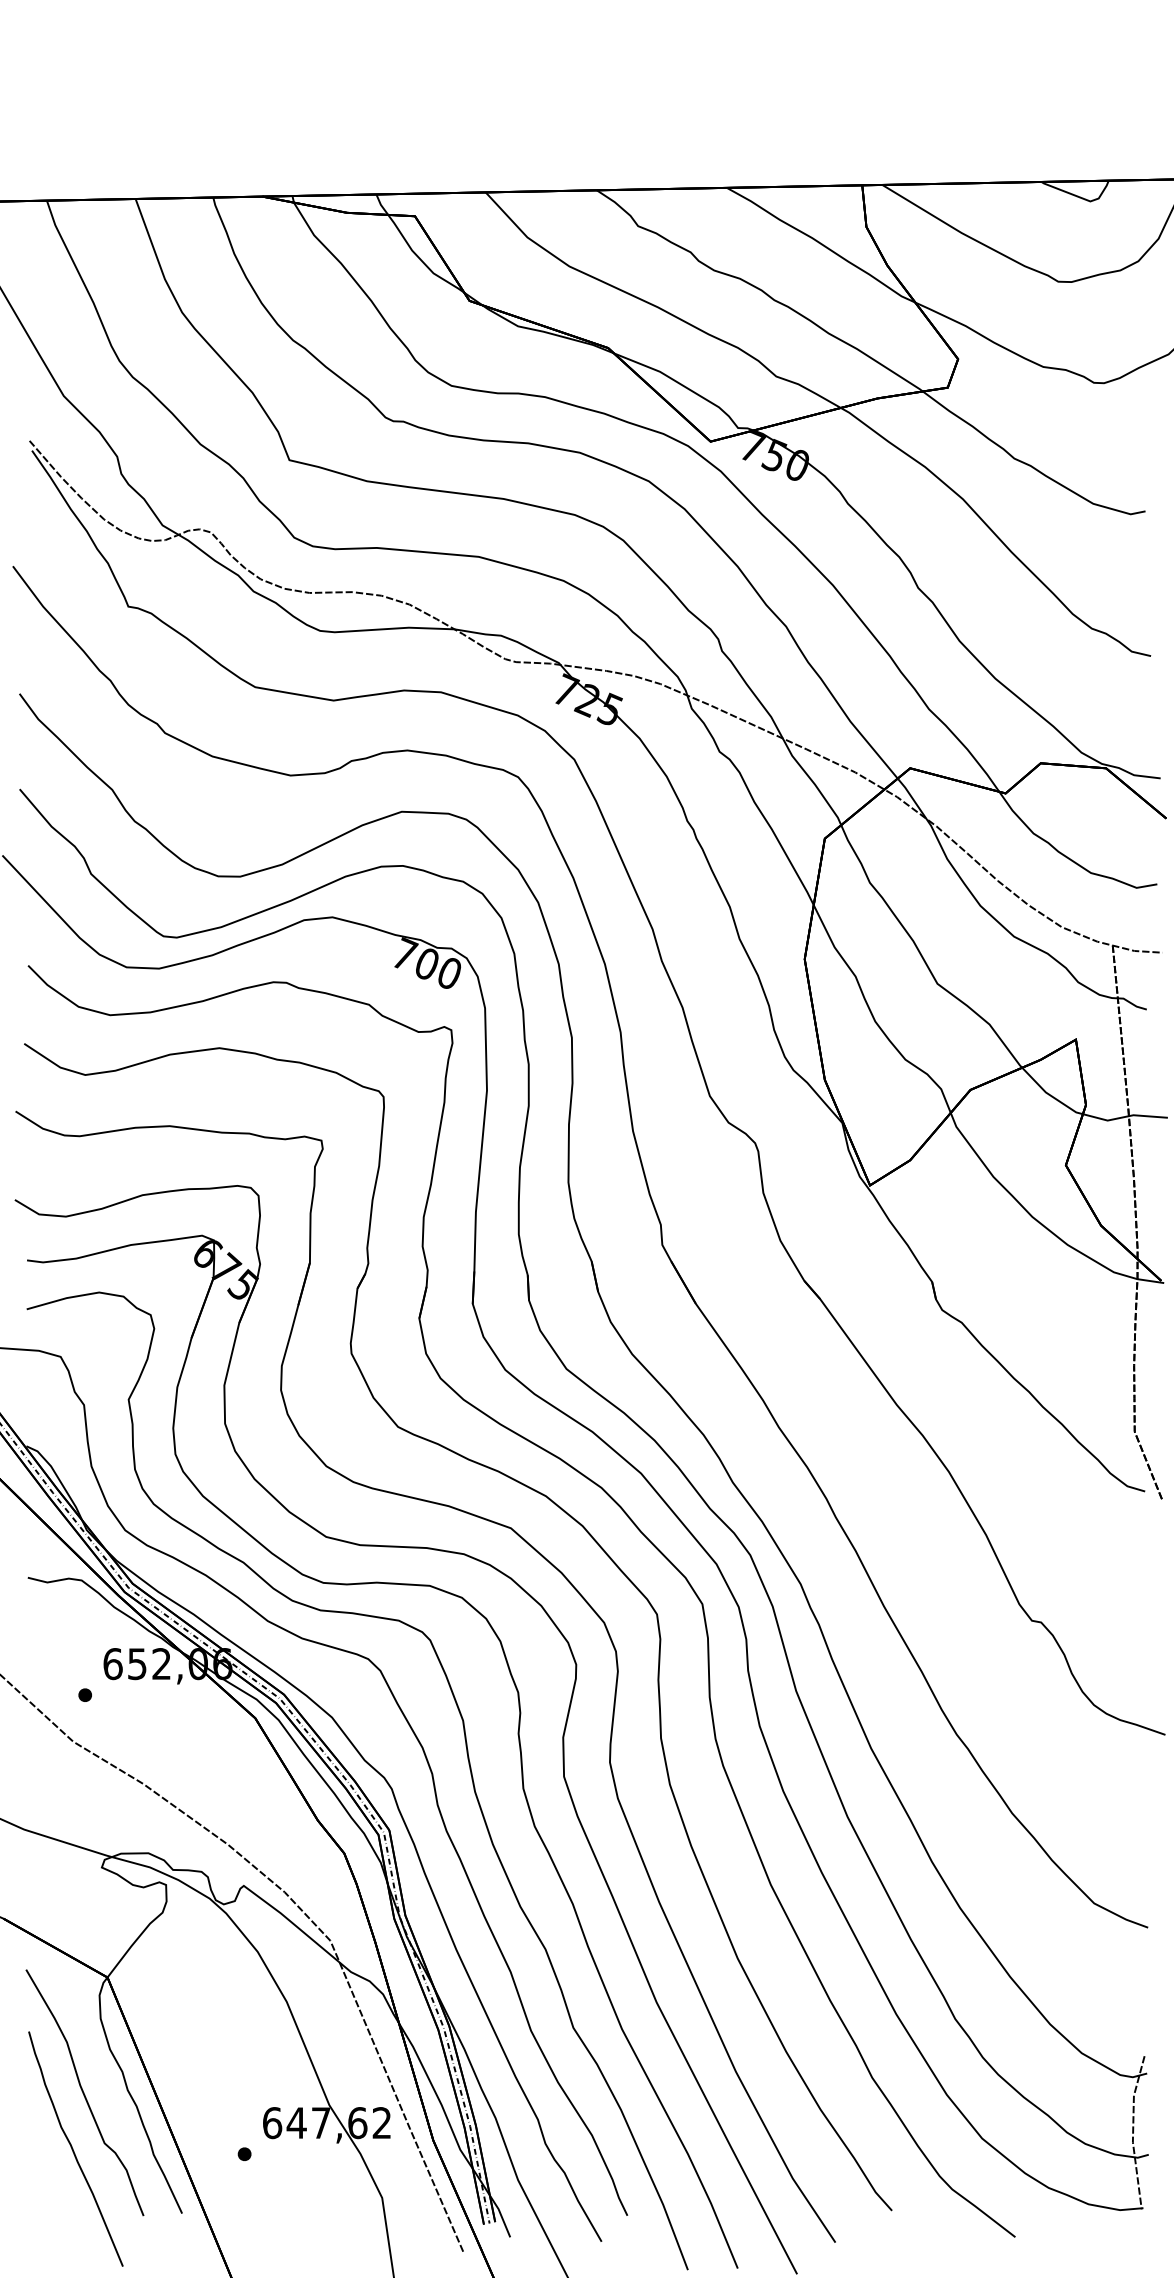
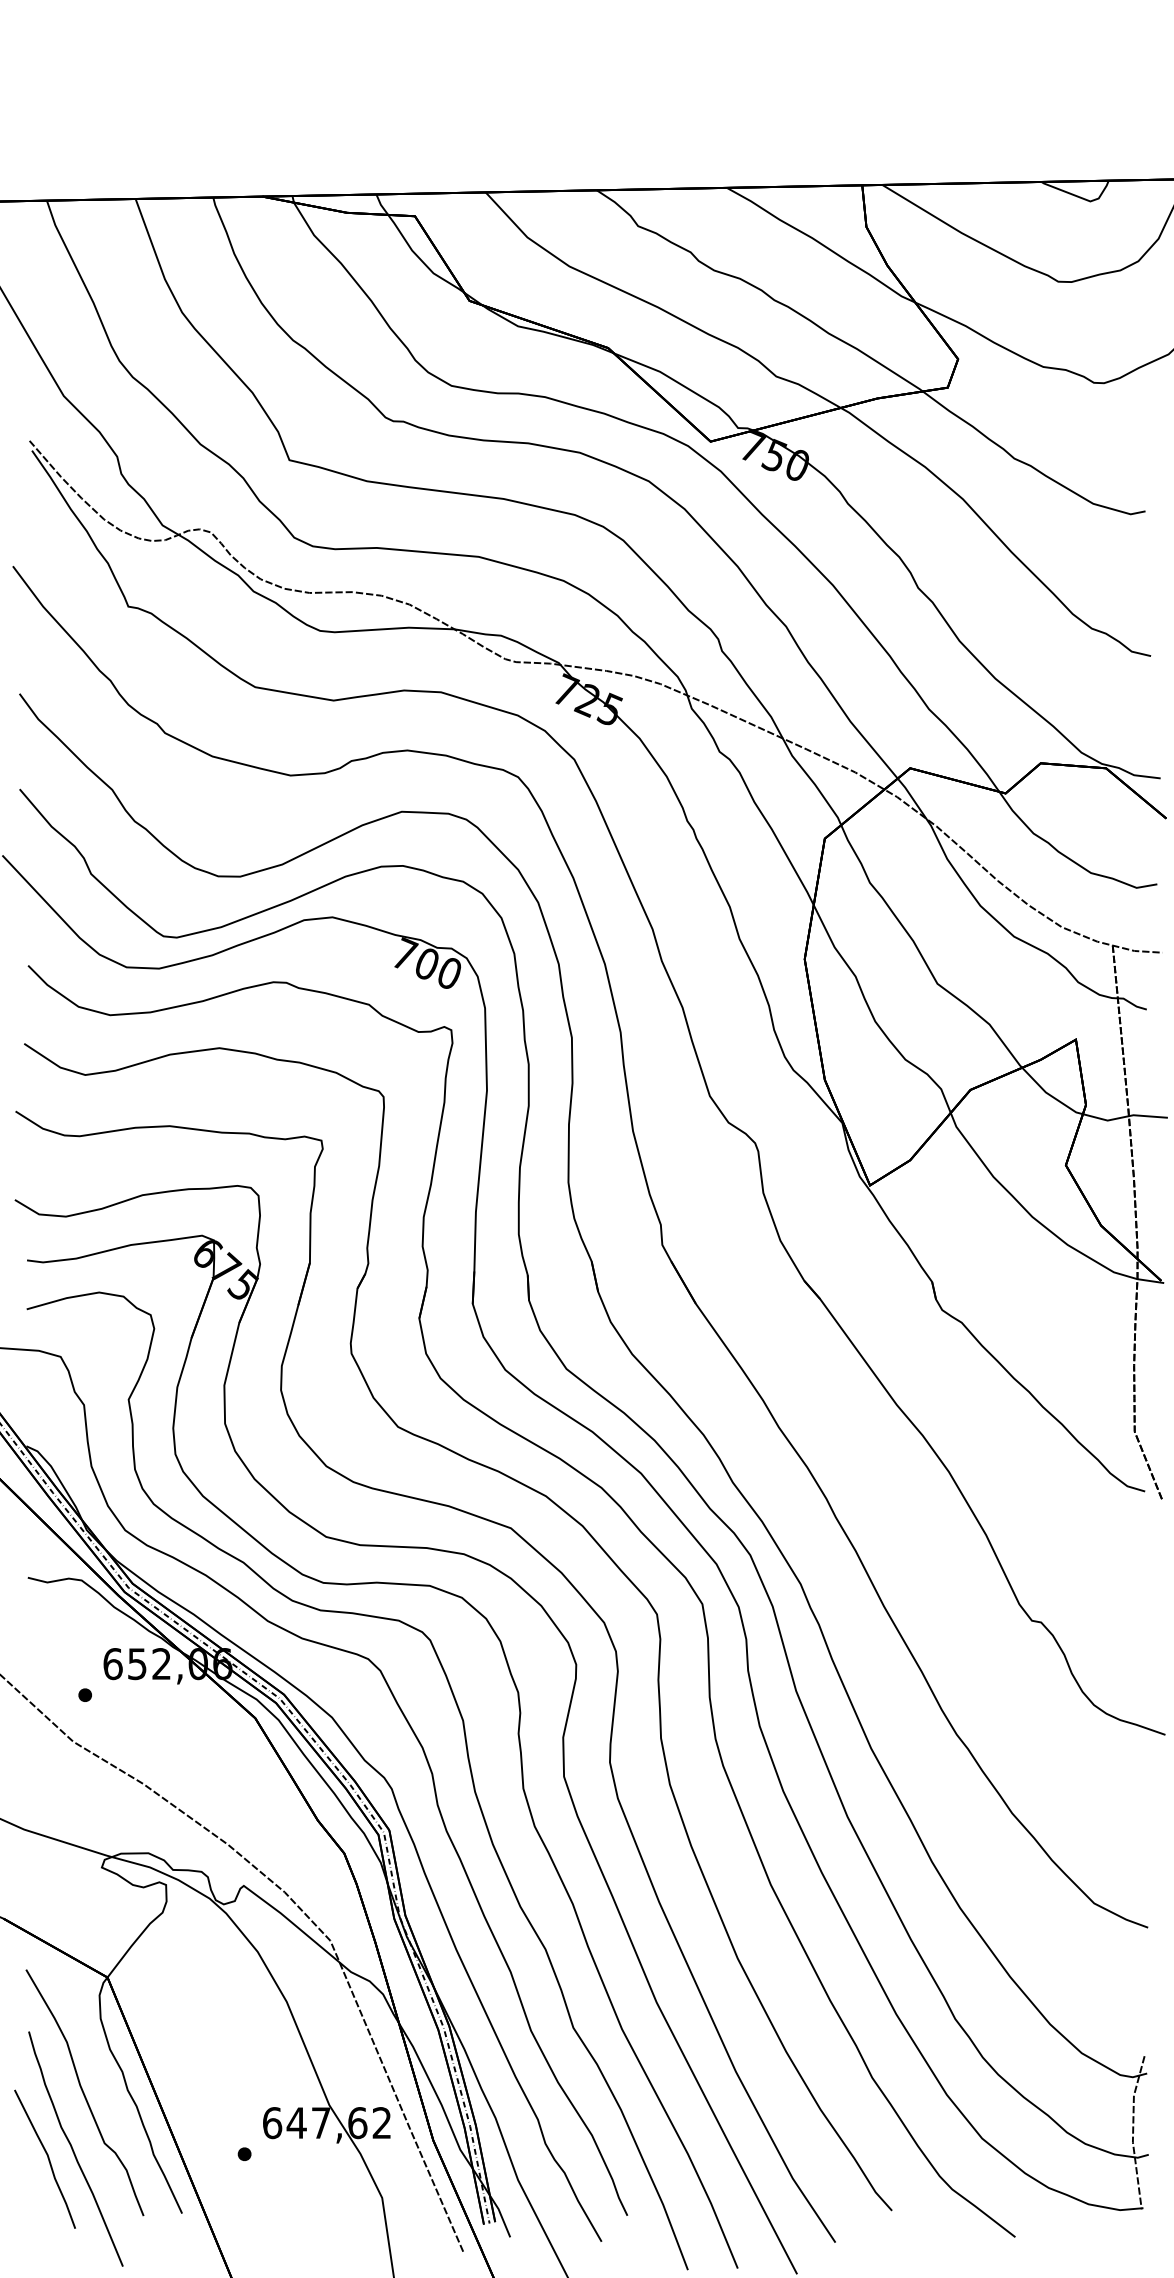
curve: none -> present (47, 2158)
